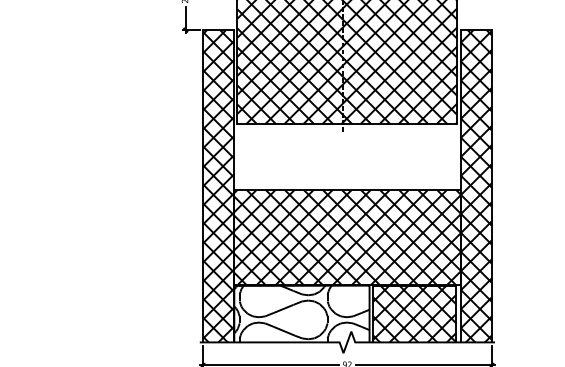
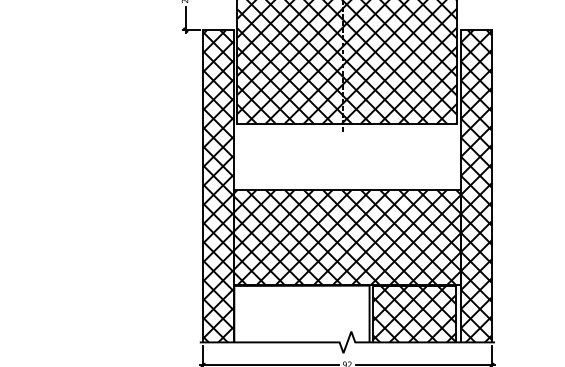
hatch: present -> none (301, 313)
